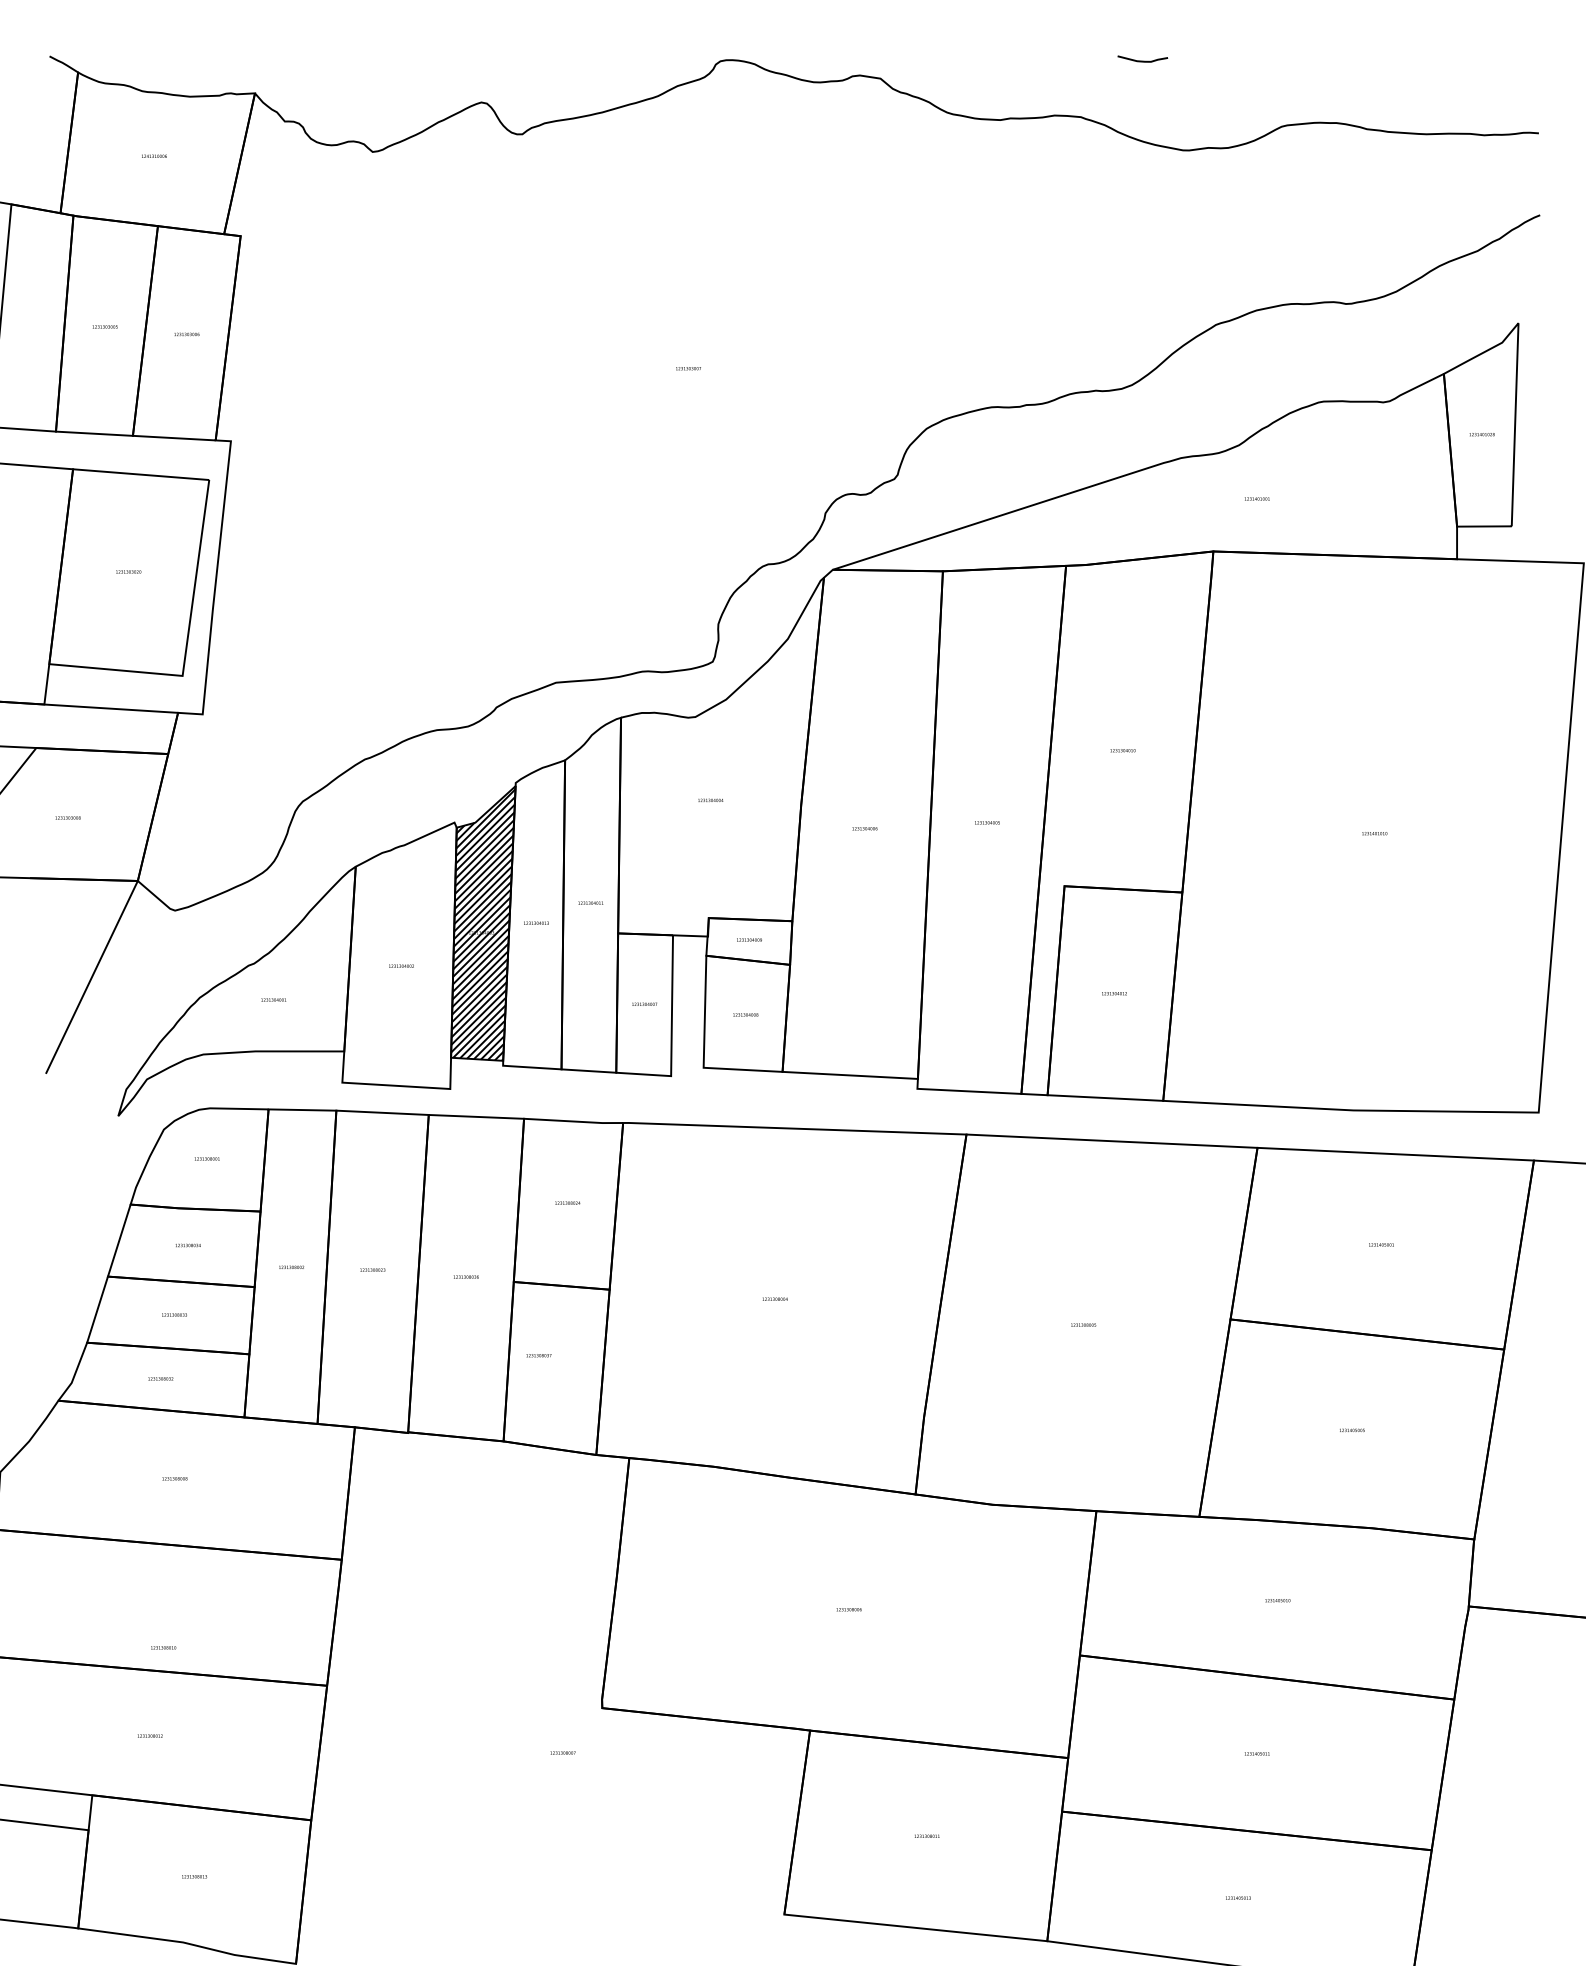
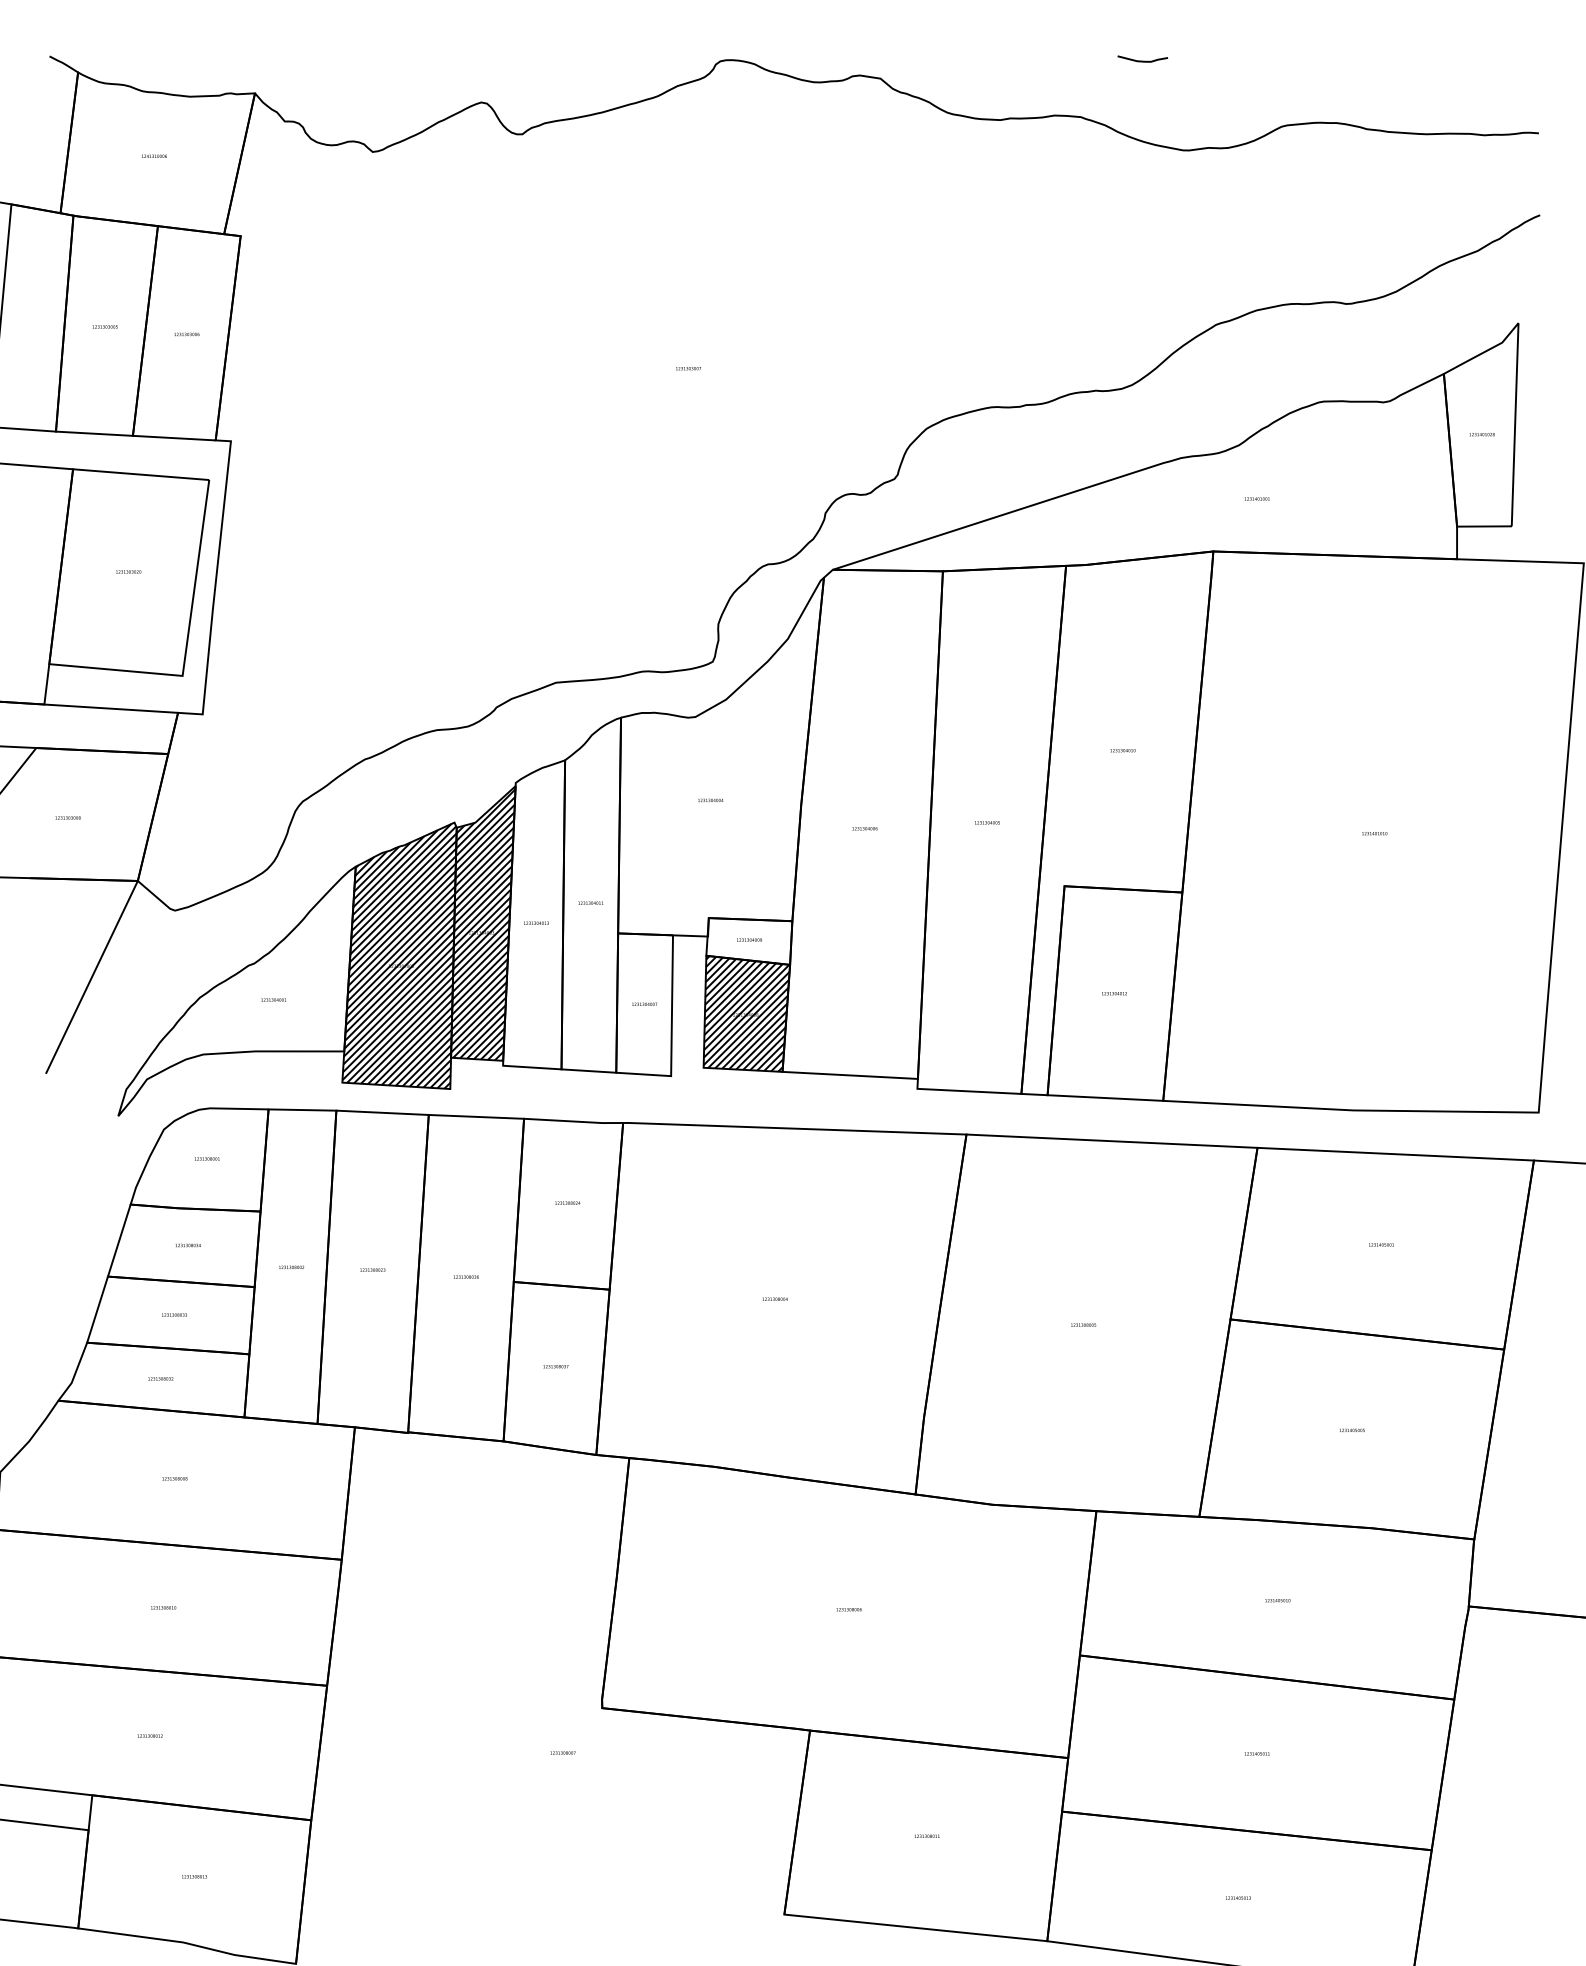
hatch: none -> present (399, 956)
hatch: none -> present (746, 1013)
text position: (538, 1355) -> (555, 1366) (555, 1366)
text position: (163, 1647) -> (163, 1607) (163, 1607)
